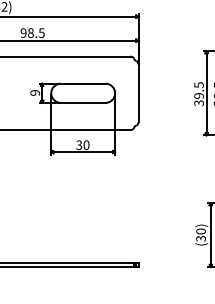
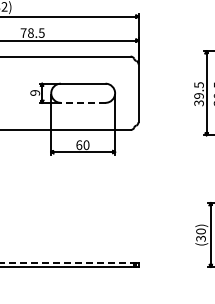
text: 98.5 -> 78.5 (23, 32)
line: solid -> dashed (82, 102)
text: 30 -> 60 (79, 144)
line: solid -> dashed (65, 262)
